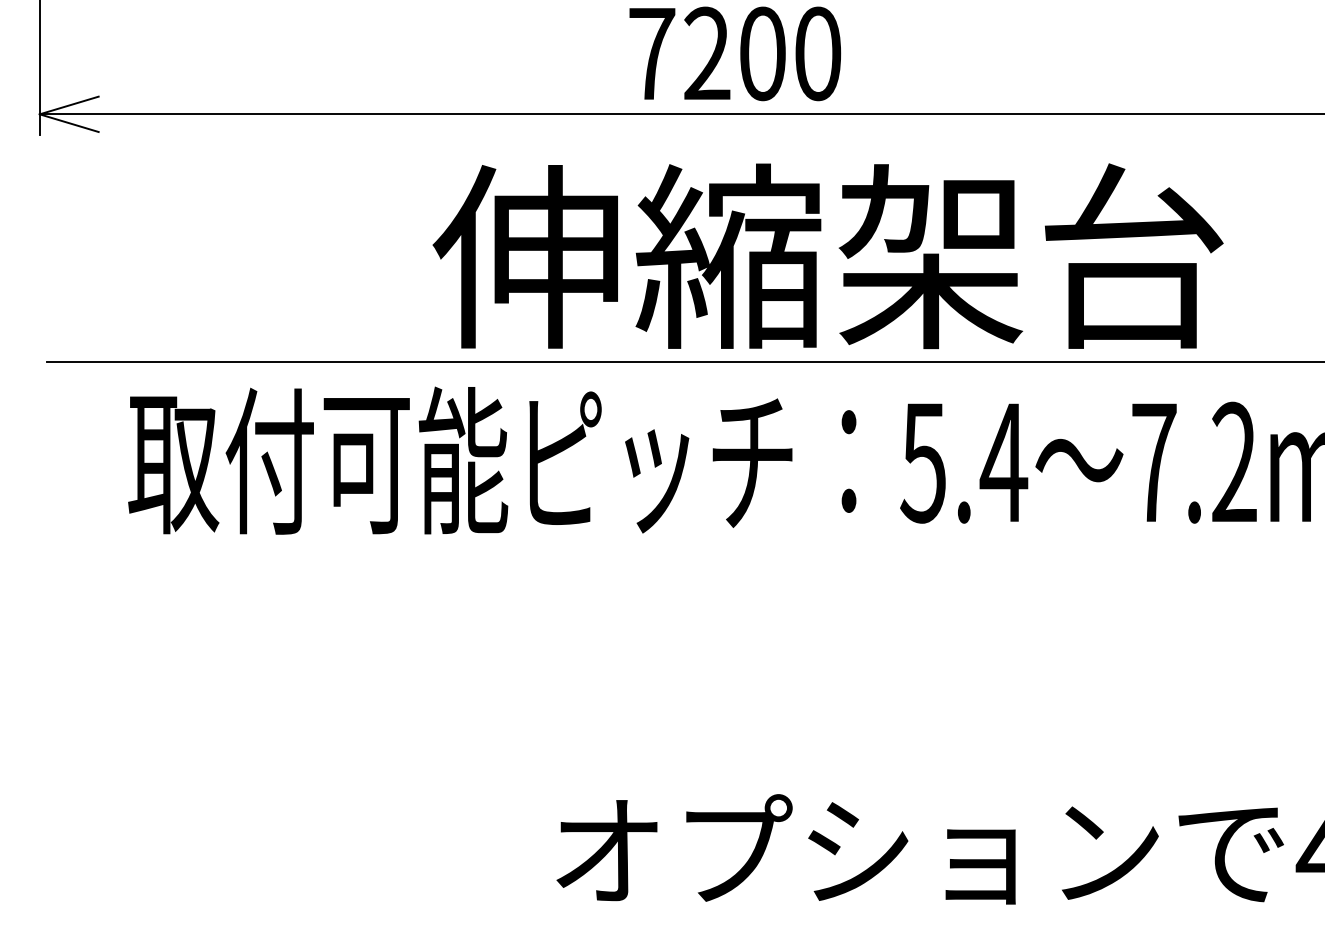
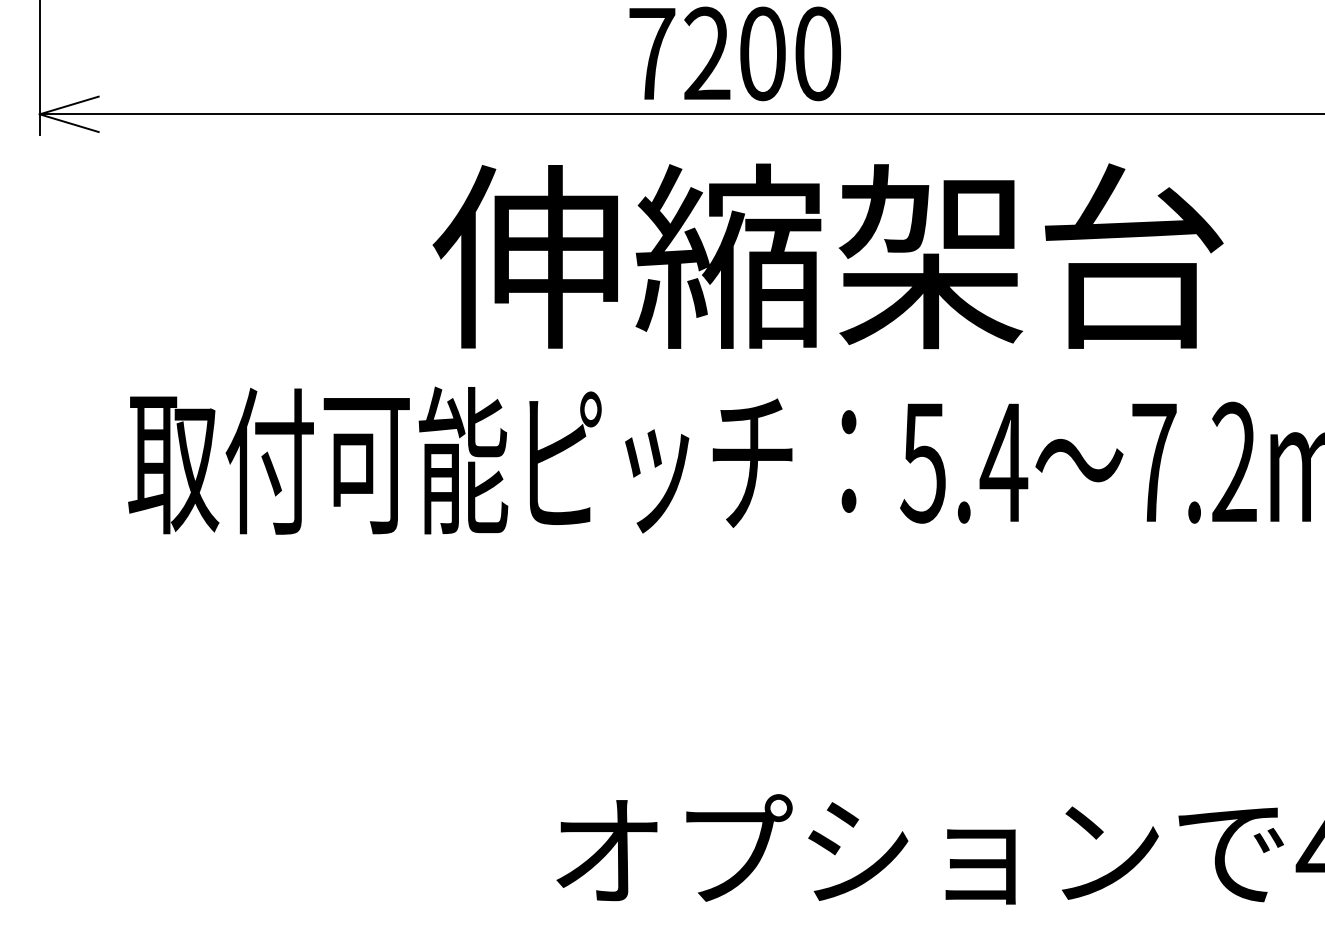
line: present -> none (684, 362)
